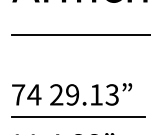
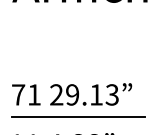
line: present -> none (79, 35)
text: 74 -> 71 (34, 94)
